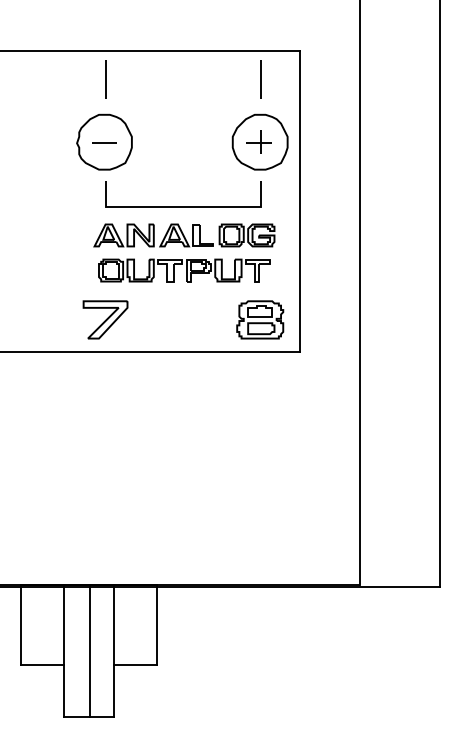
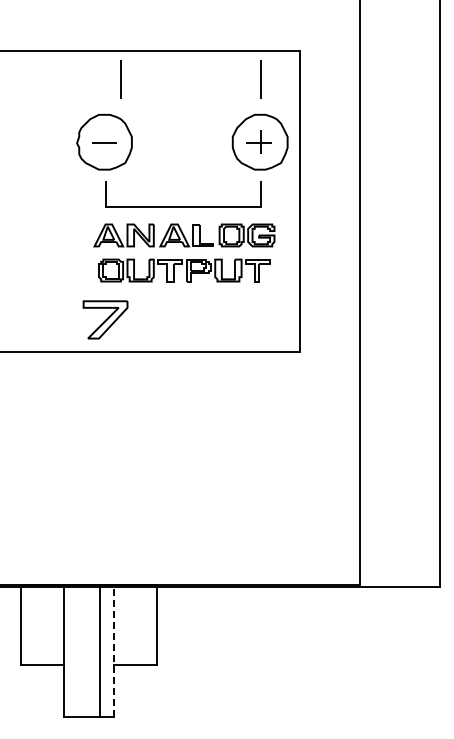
line position: (105, 79) -> (120, 79) (120, 79)
part: present -> none (260, 319)
line: solid -> dashed (114, 650)
line position: (89, 651) -> (99, 651) (99, 651)
